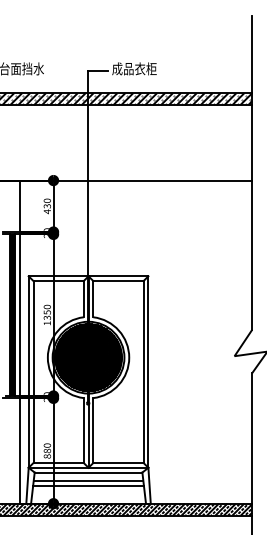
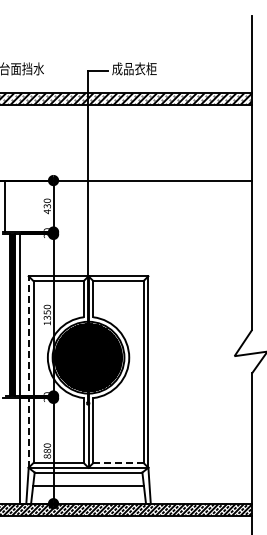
line position: (19, 206) -> (4, 206) (4, 206)
line: solid -> dashed (28, 372)
line: solid -> dashed (118, 463)
line: present -> none (88, 480)
